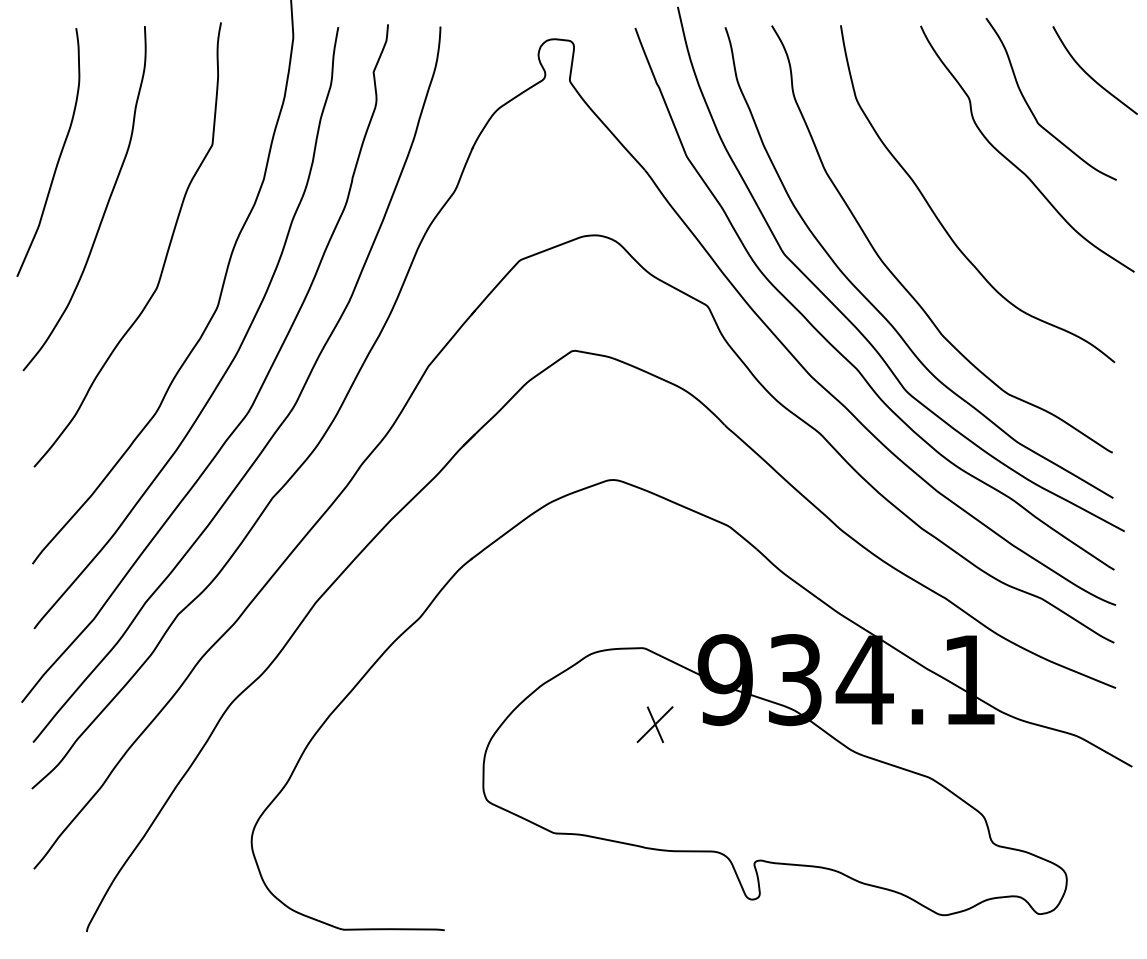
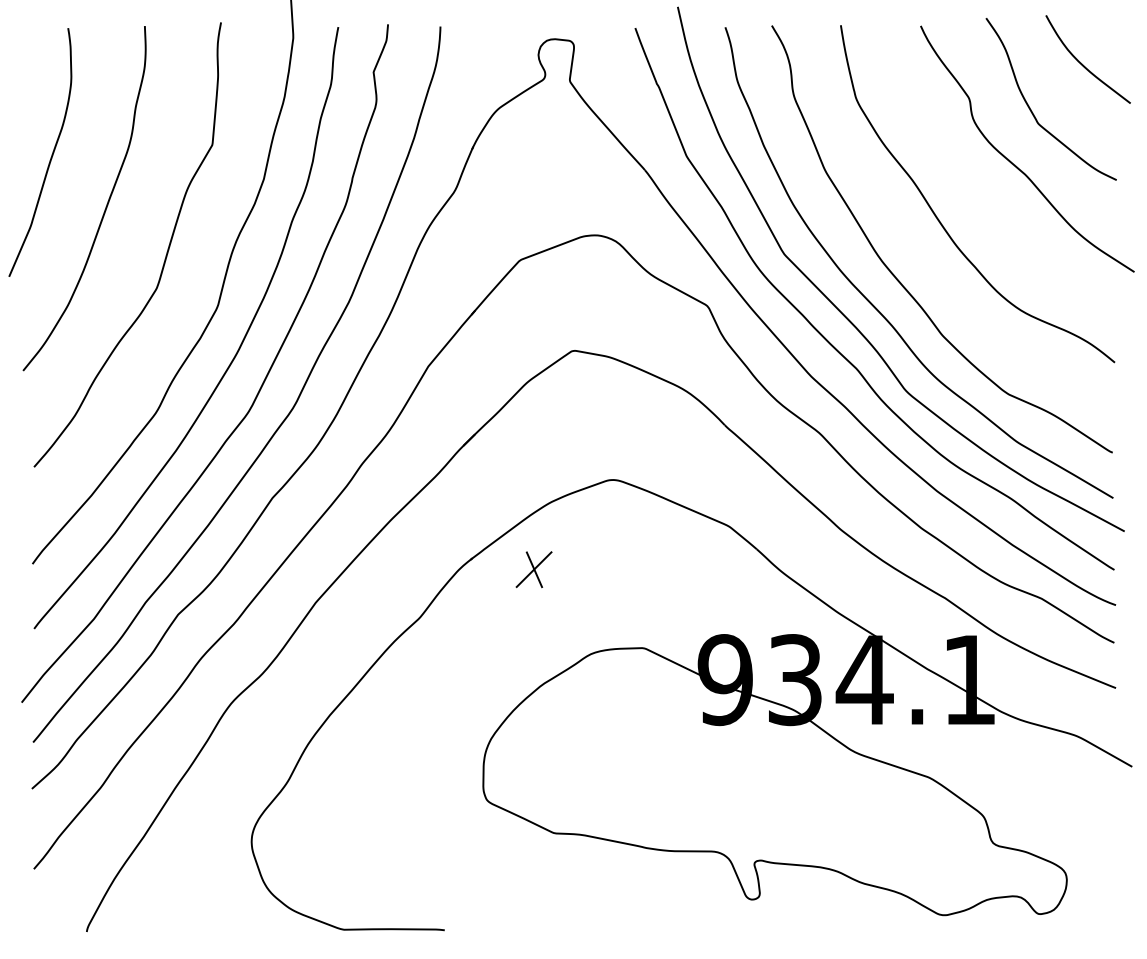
curve position: (1089, 74) -> (1082, 63) (1082, 63)
curve position: (59, 154) -> (51, 154) (51, 154)
part position: (654, 724) -> (533, 569) (533, 569)
